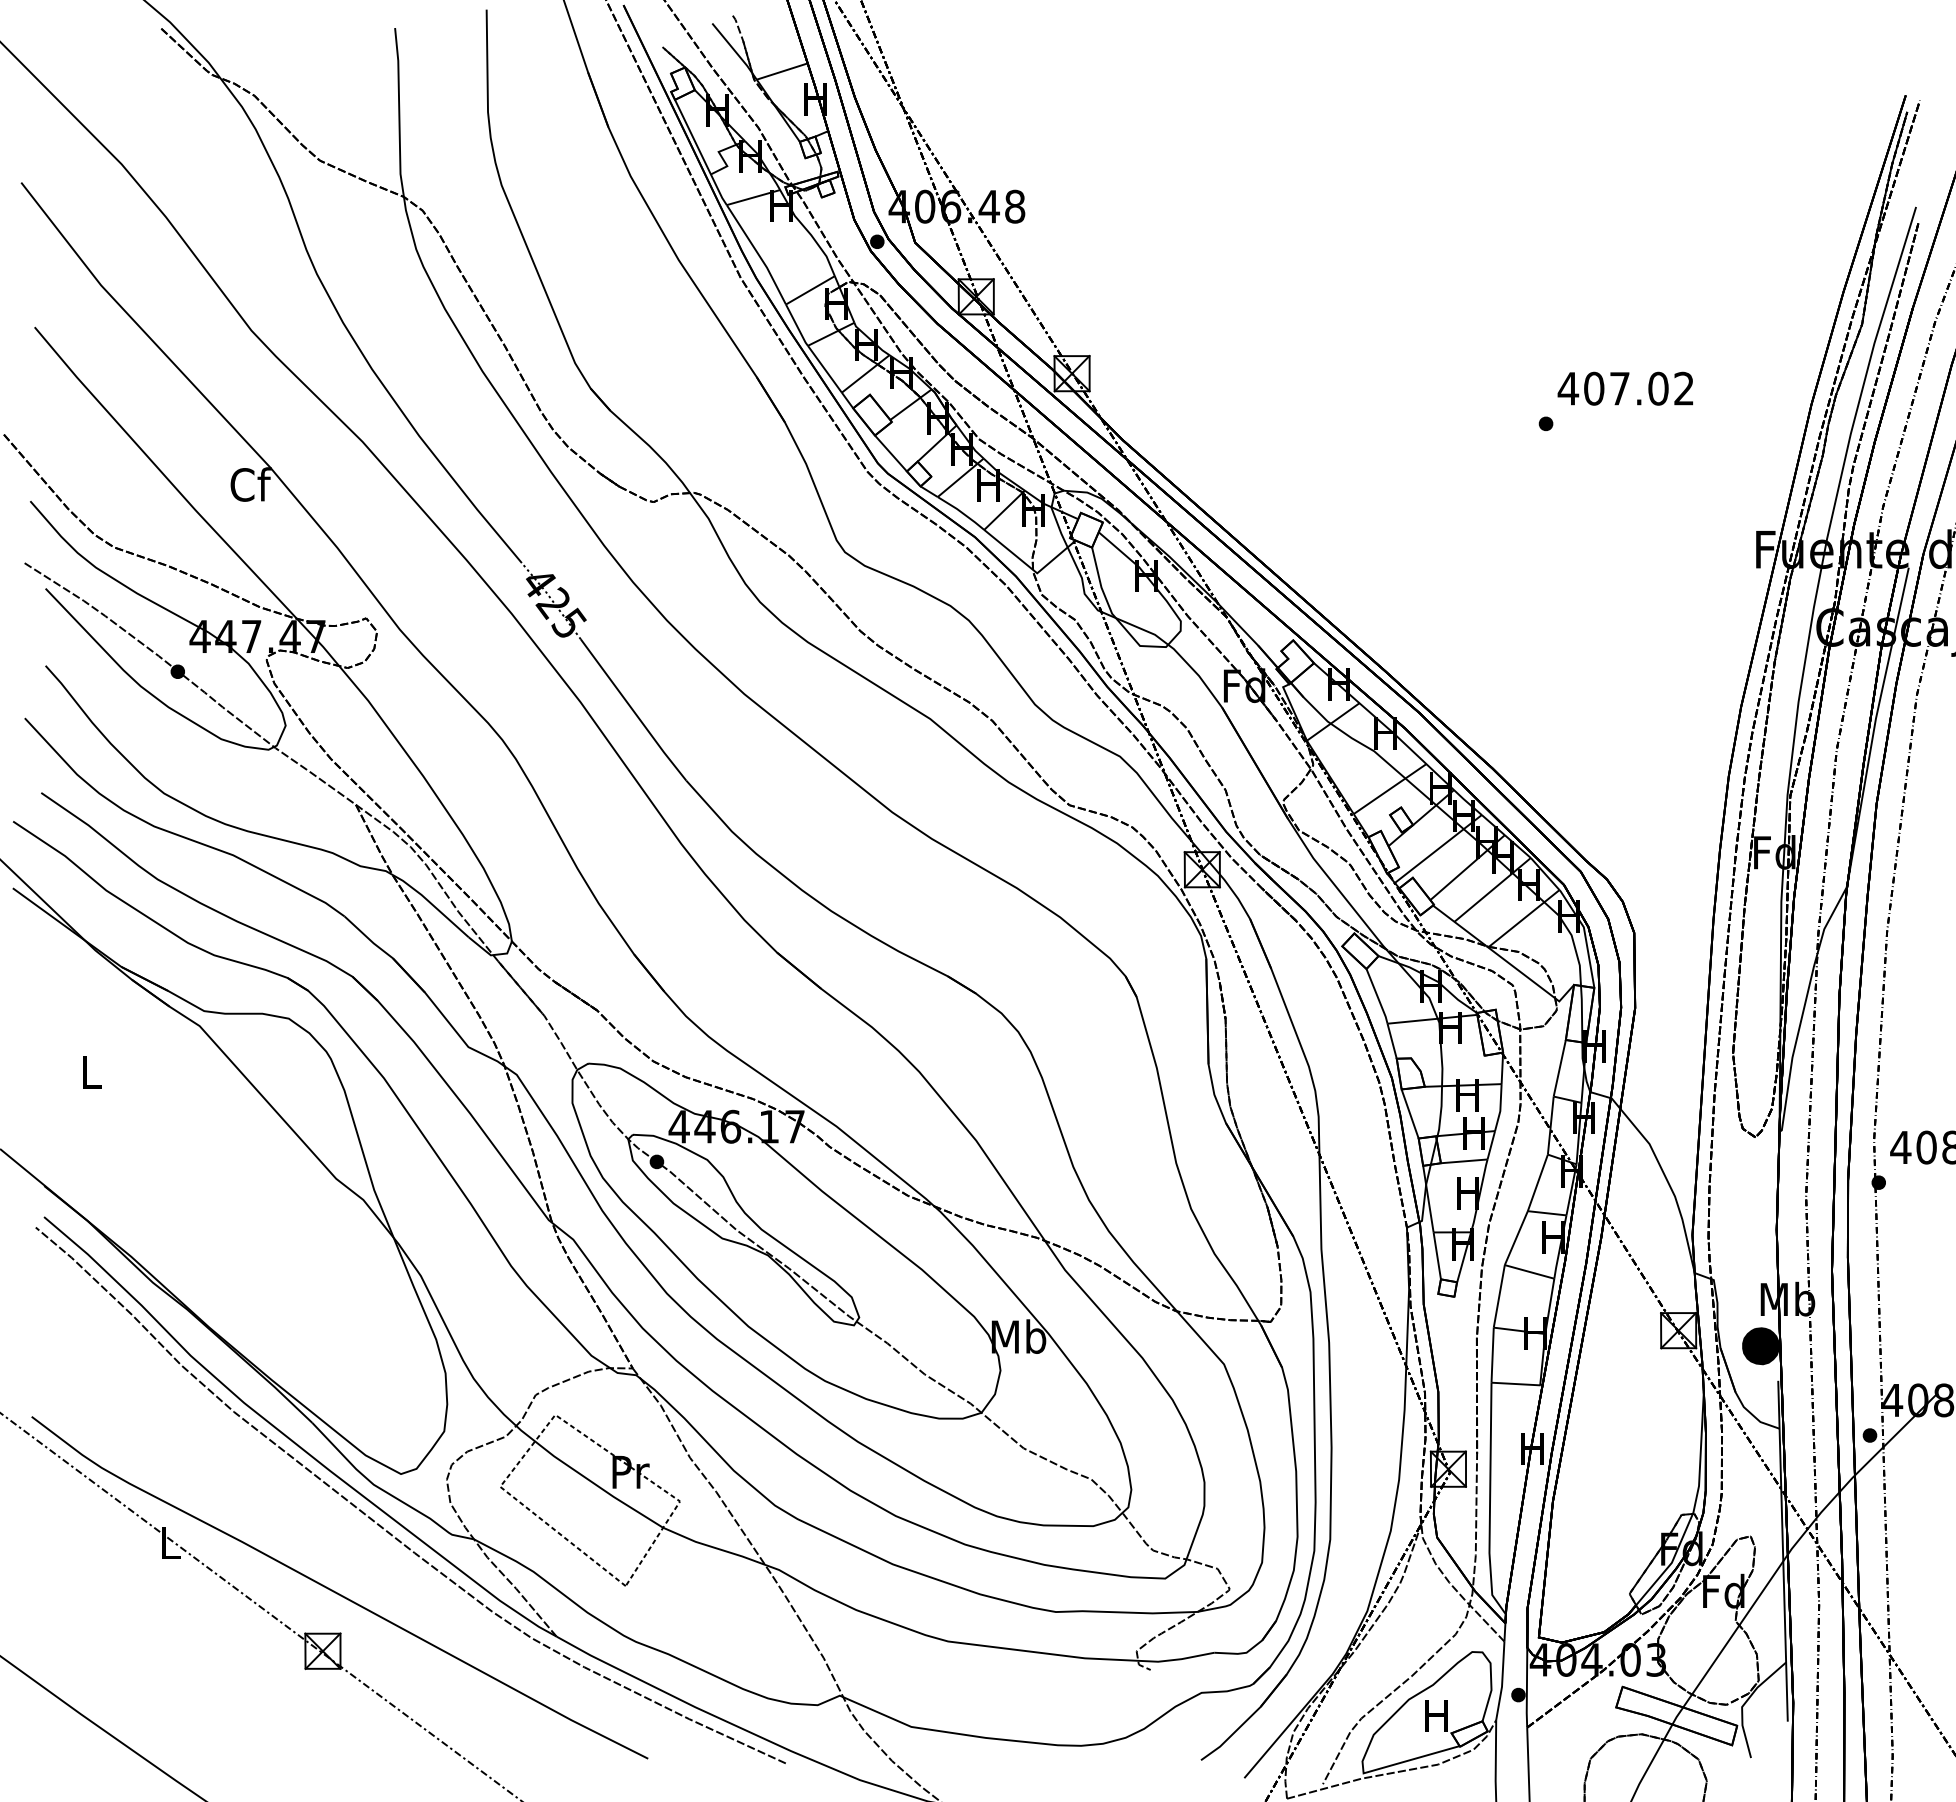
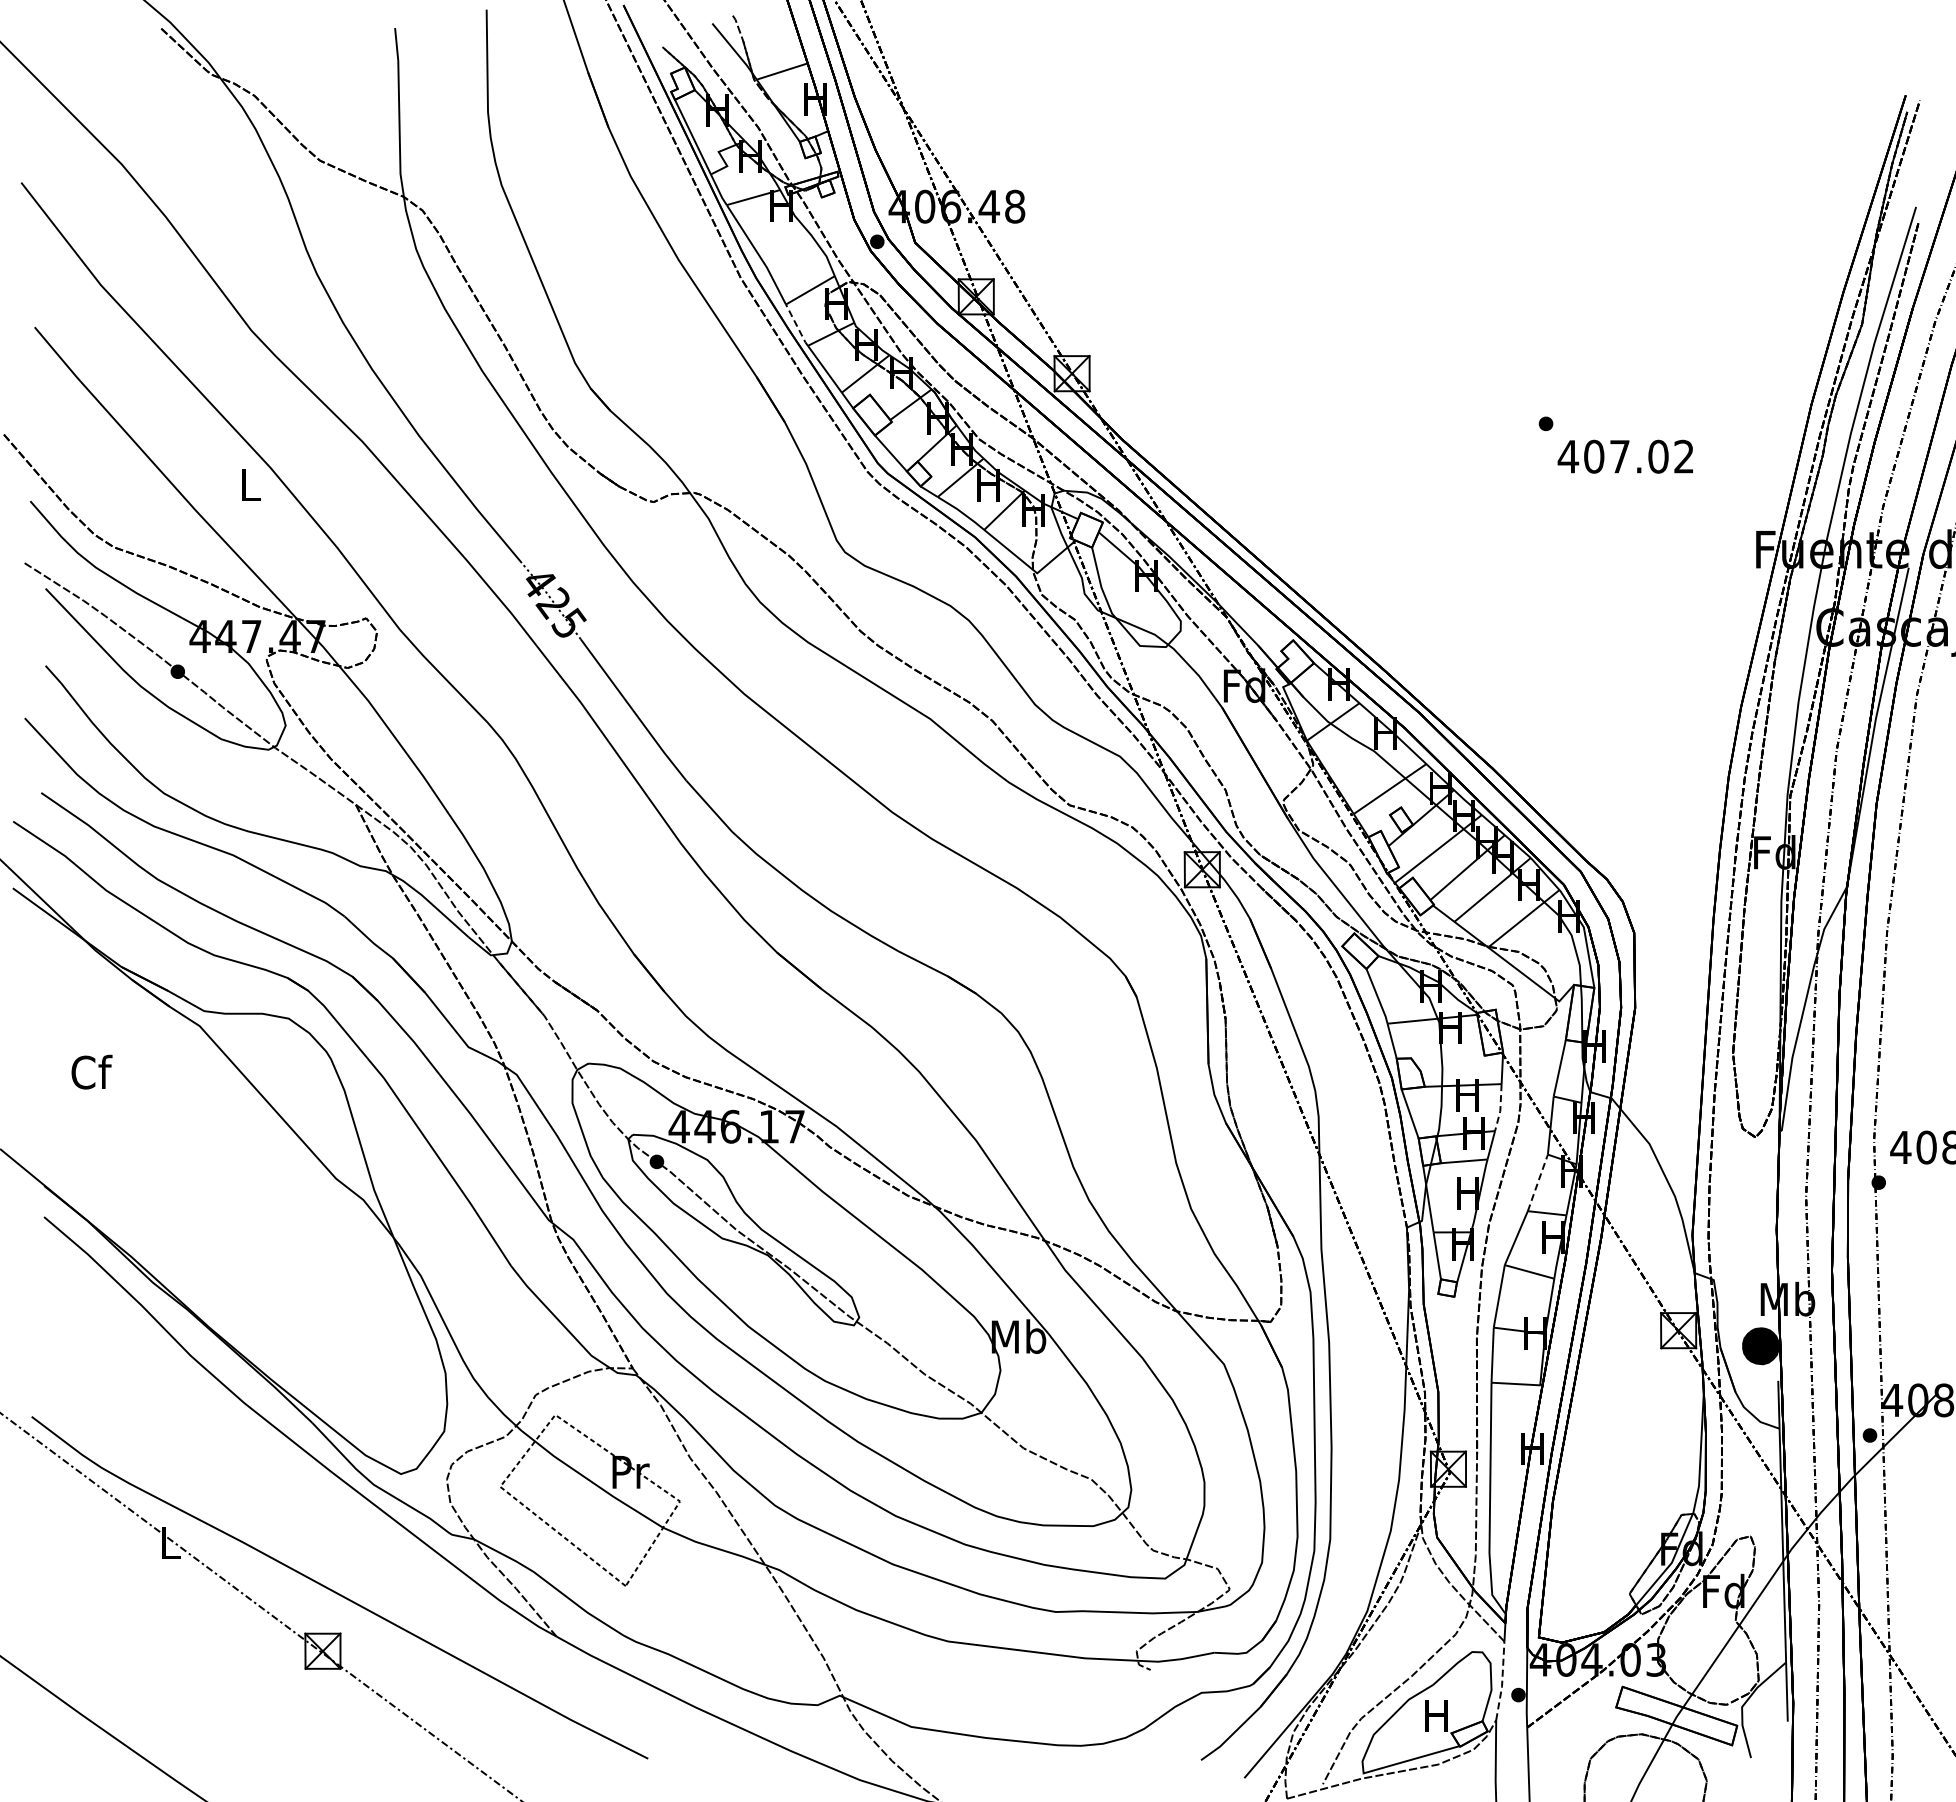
line: solid -> dashed (796, 325)
text position: (1624, 388) -> (1624, 456) (1624, 456)
text: Cf -> L (250, 484)
text: L -> Cf (91, 1071)
line: solid -> dashed (1500, 1108)
line: solid -> dashed (1538, 1182)
curve: present -> none (381, 1525)
line: solid -> dashed (1502, 1680)
